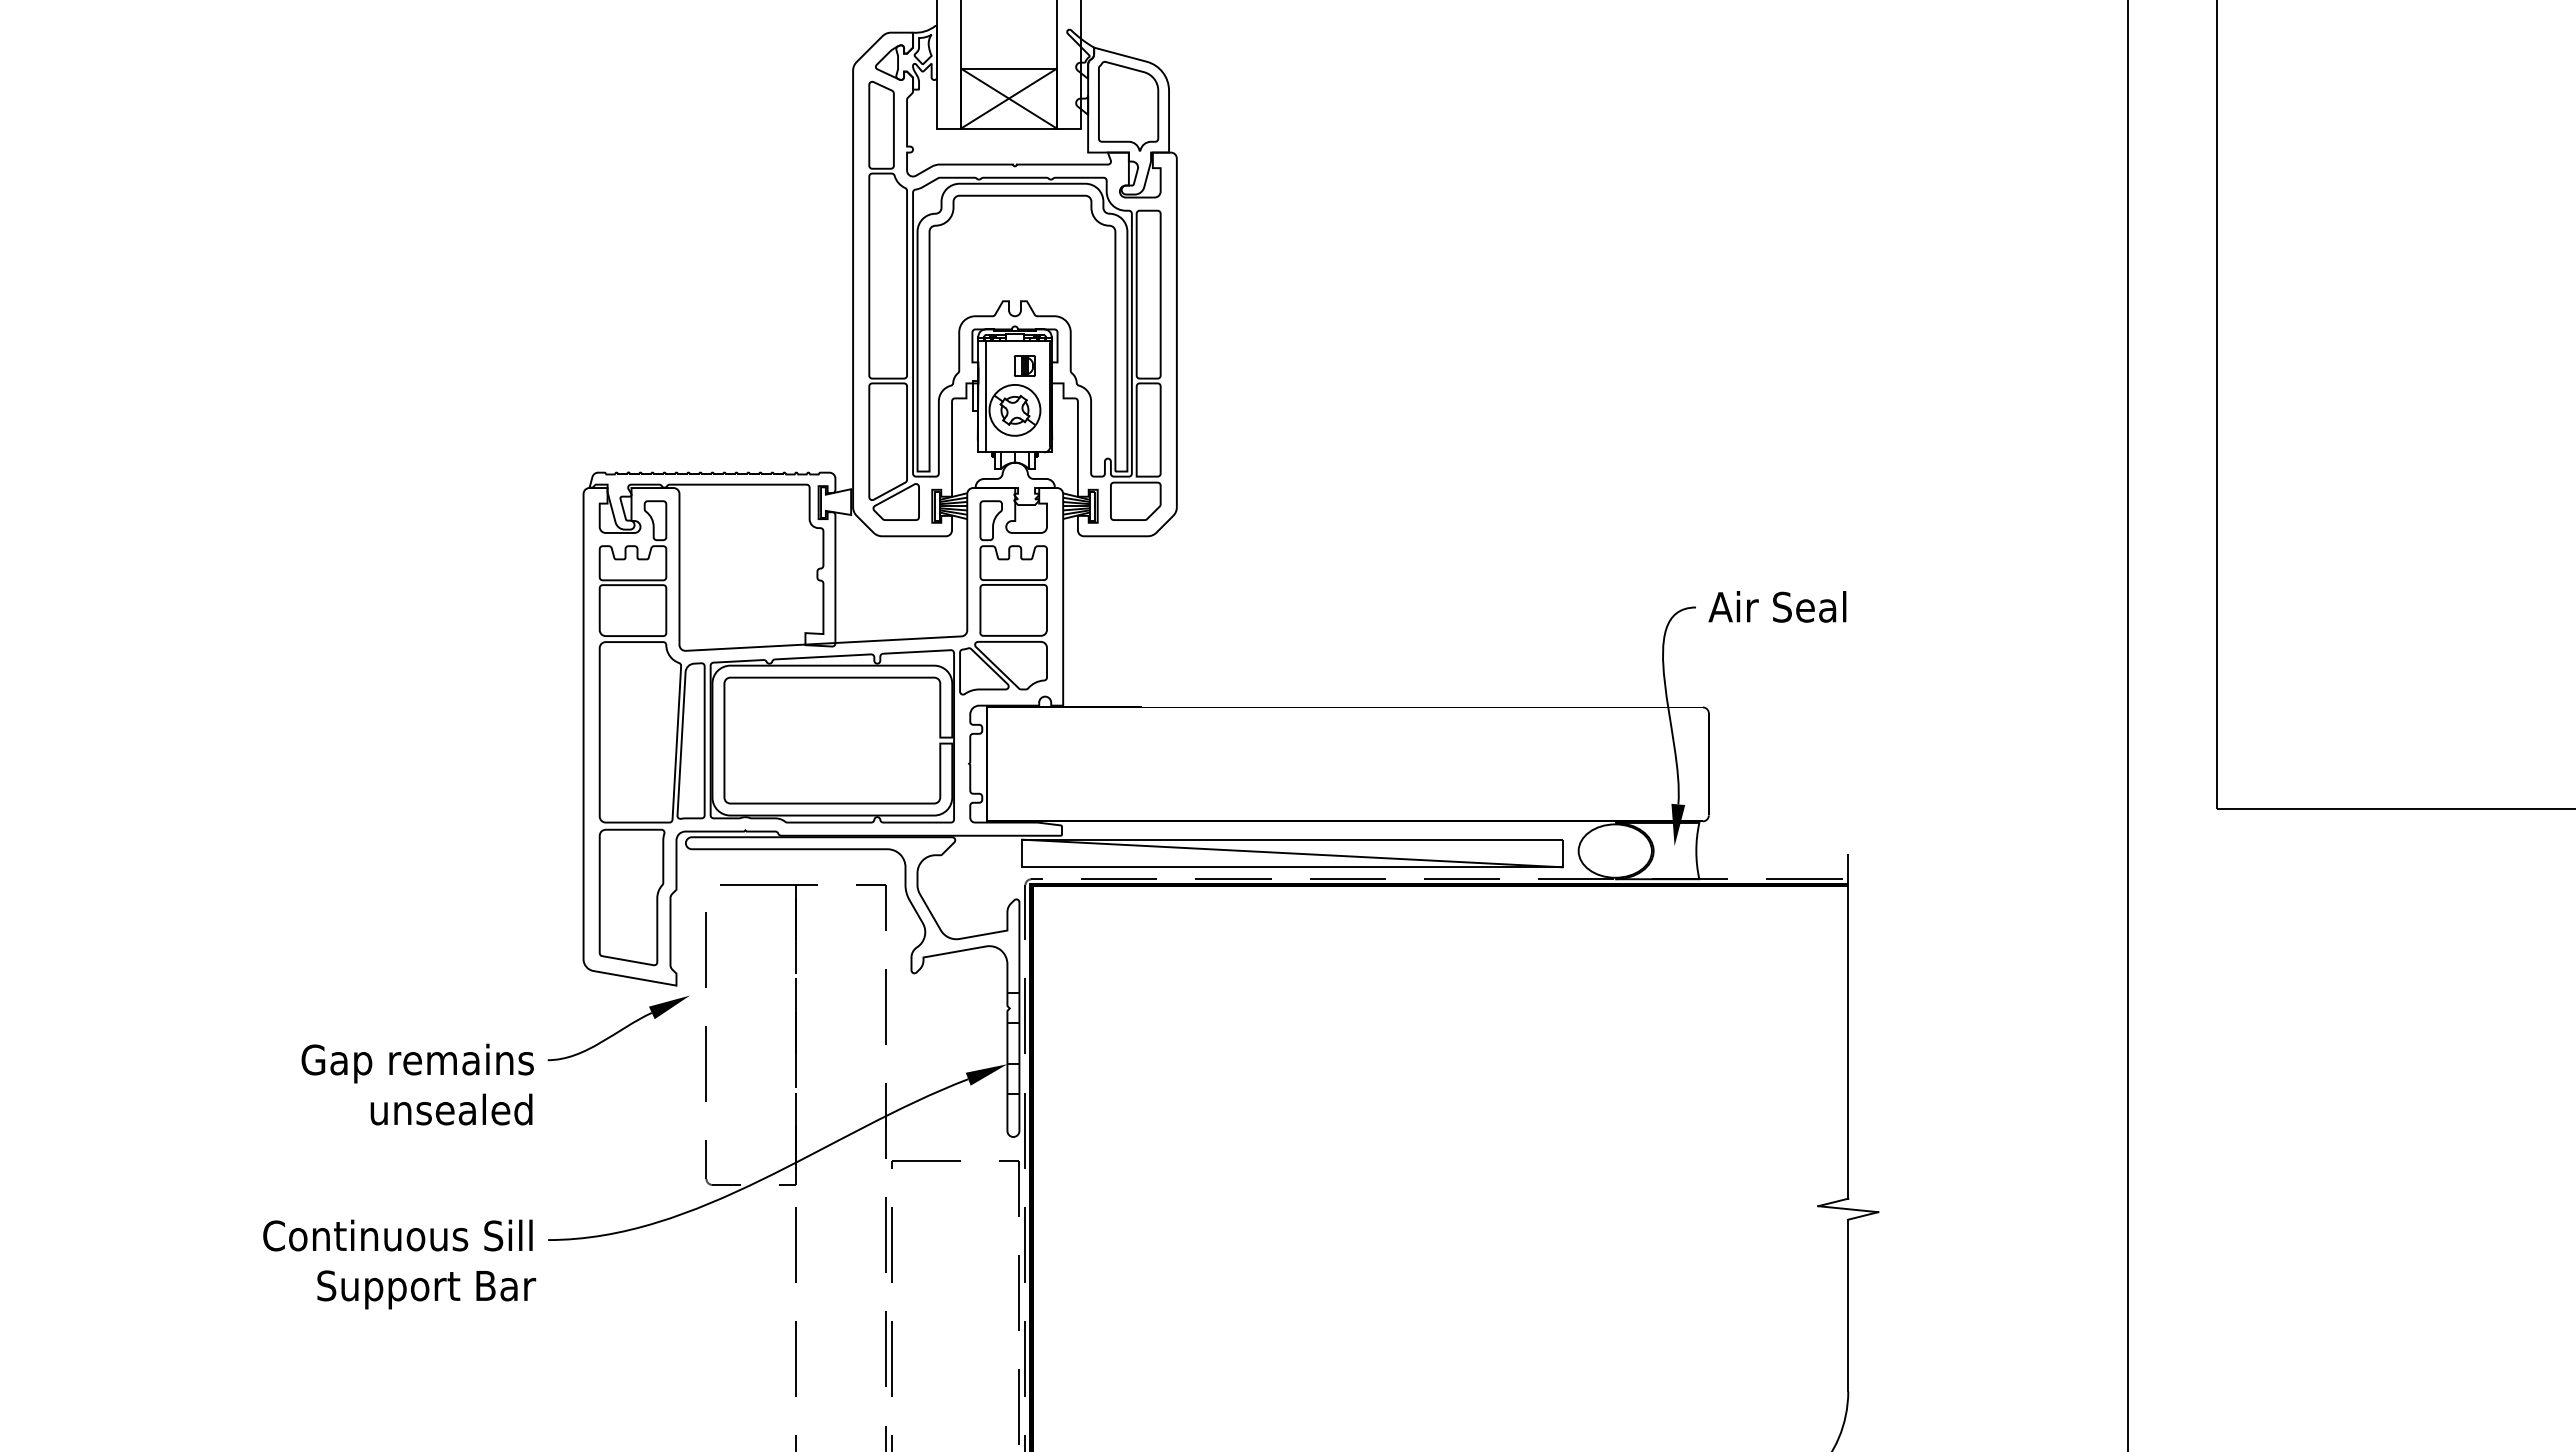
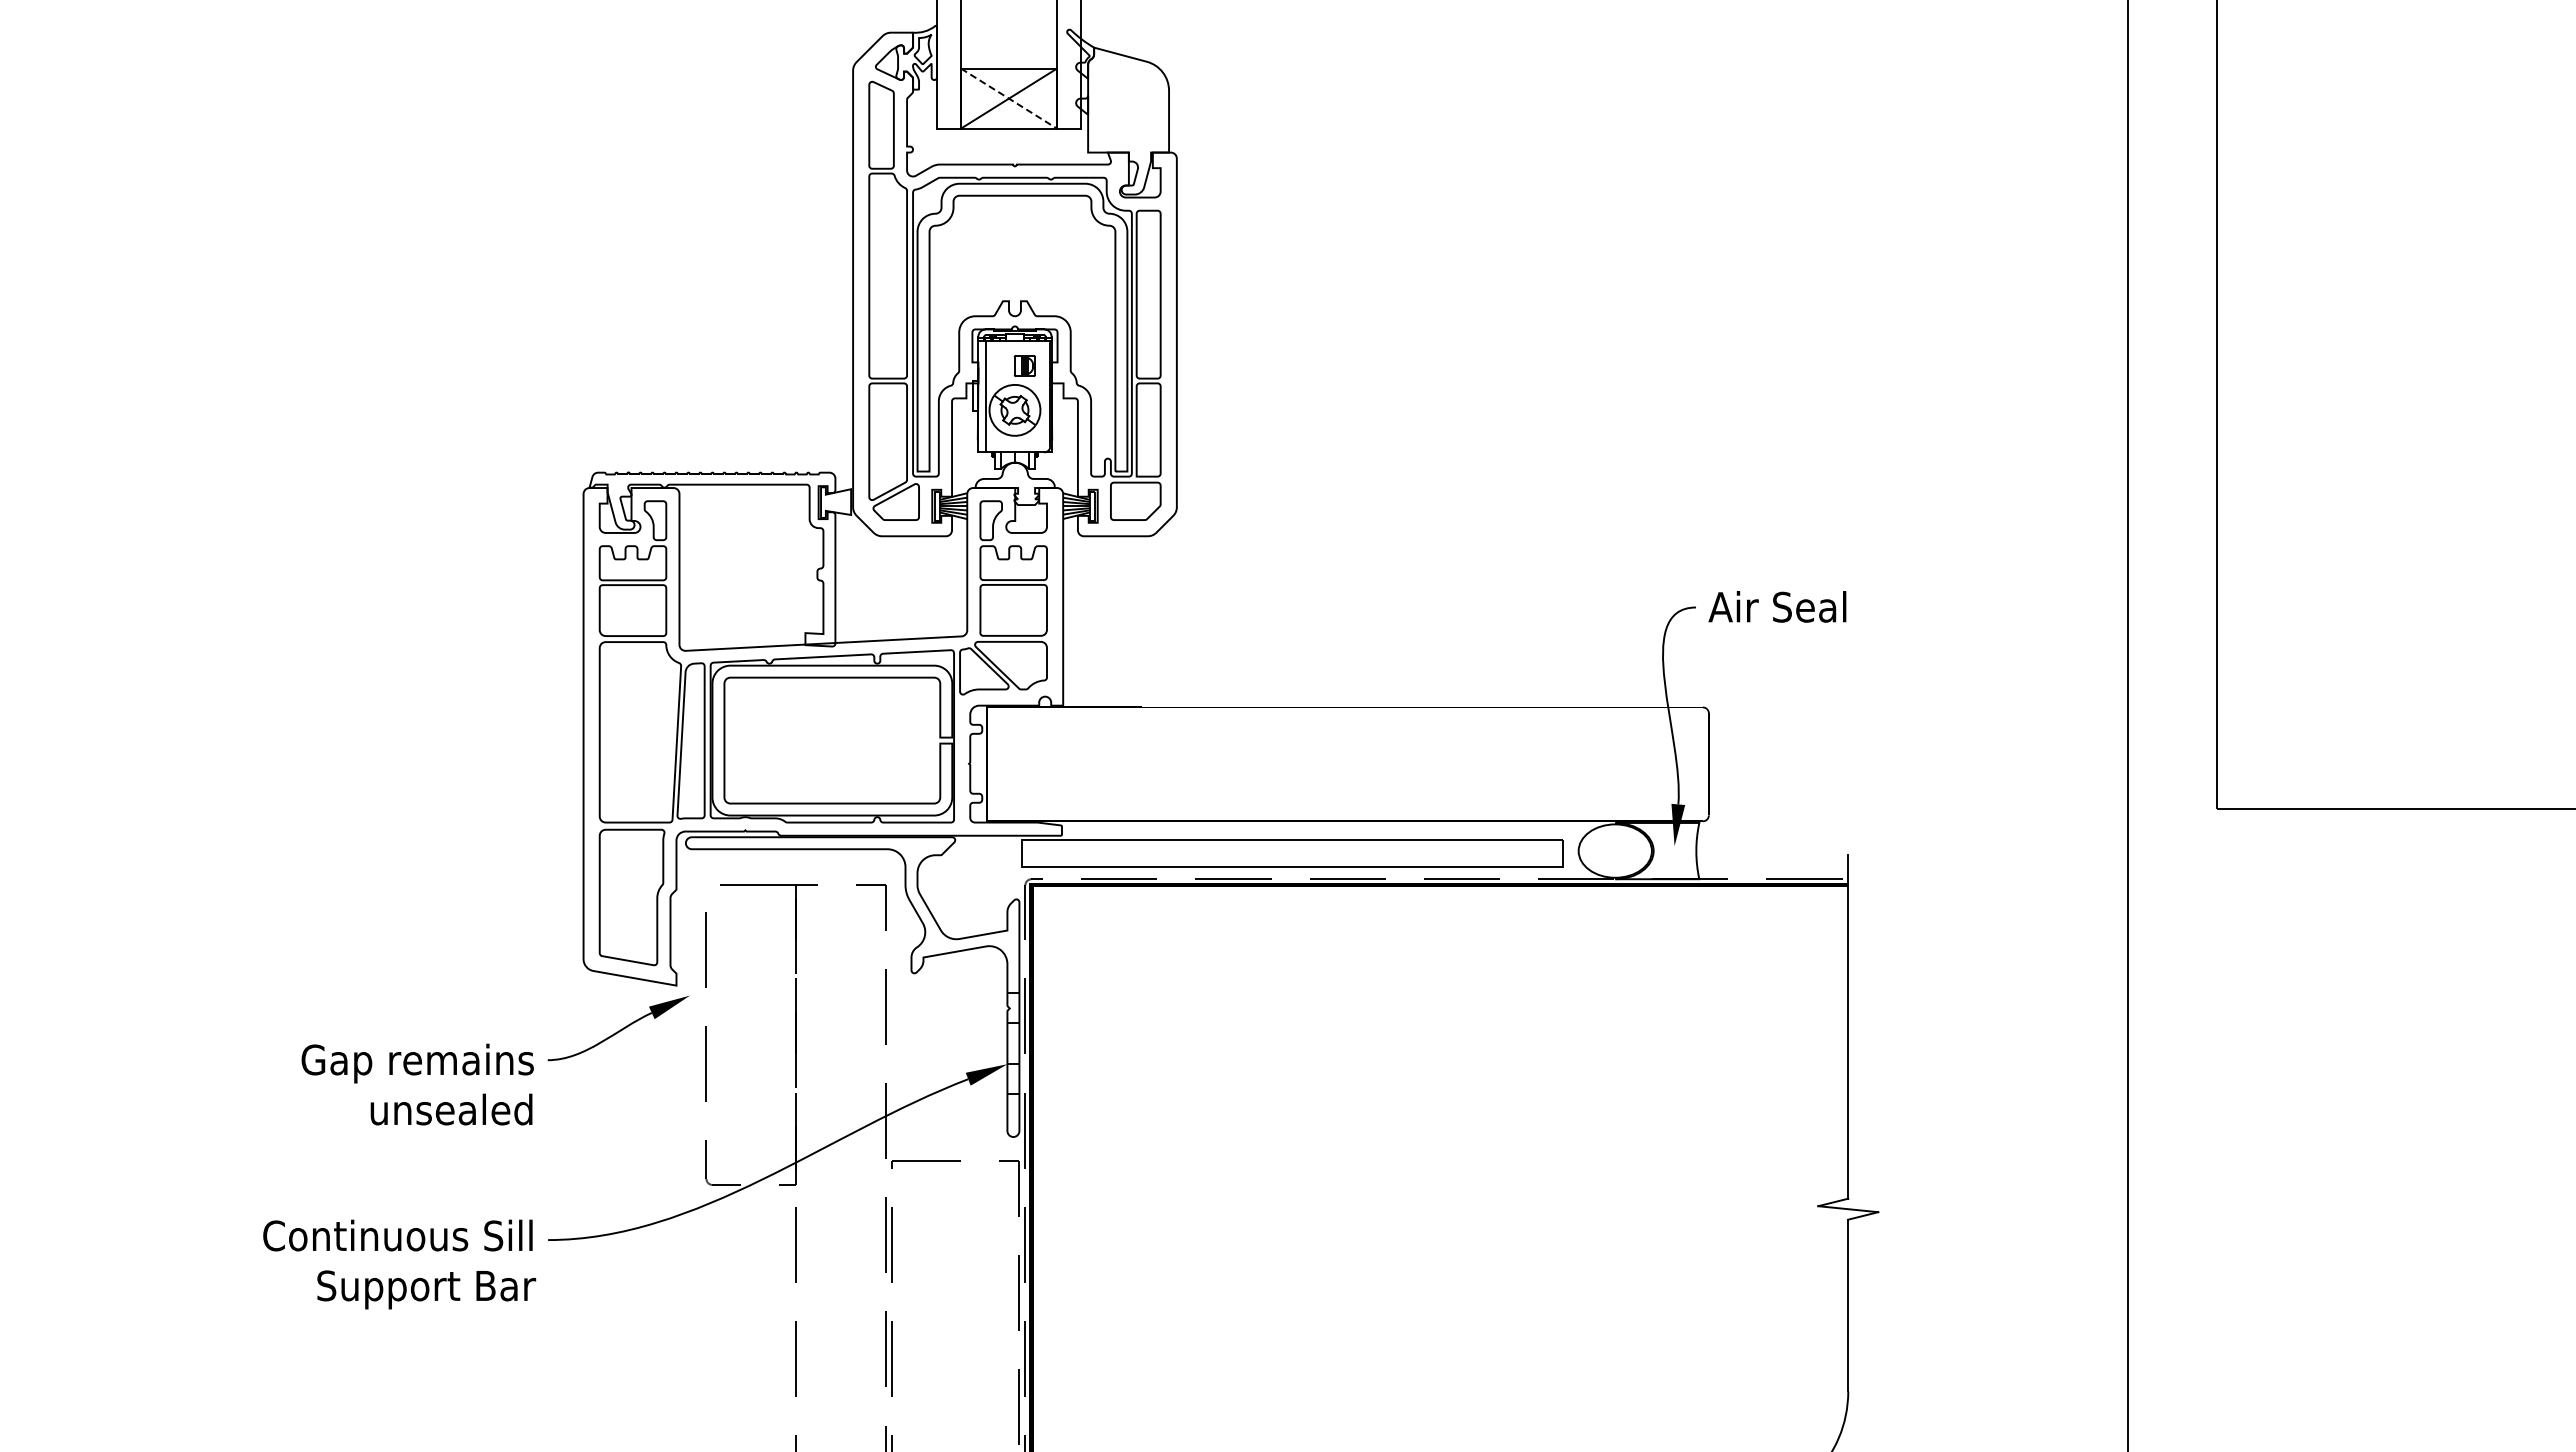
line: solid -> dashed (1008, 98)
part: present -> none (1128, 105)
line: present -> none (1292, 853)
